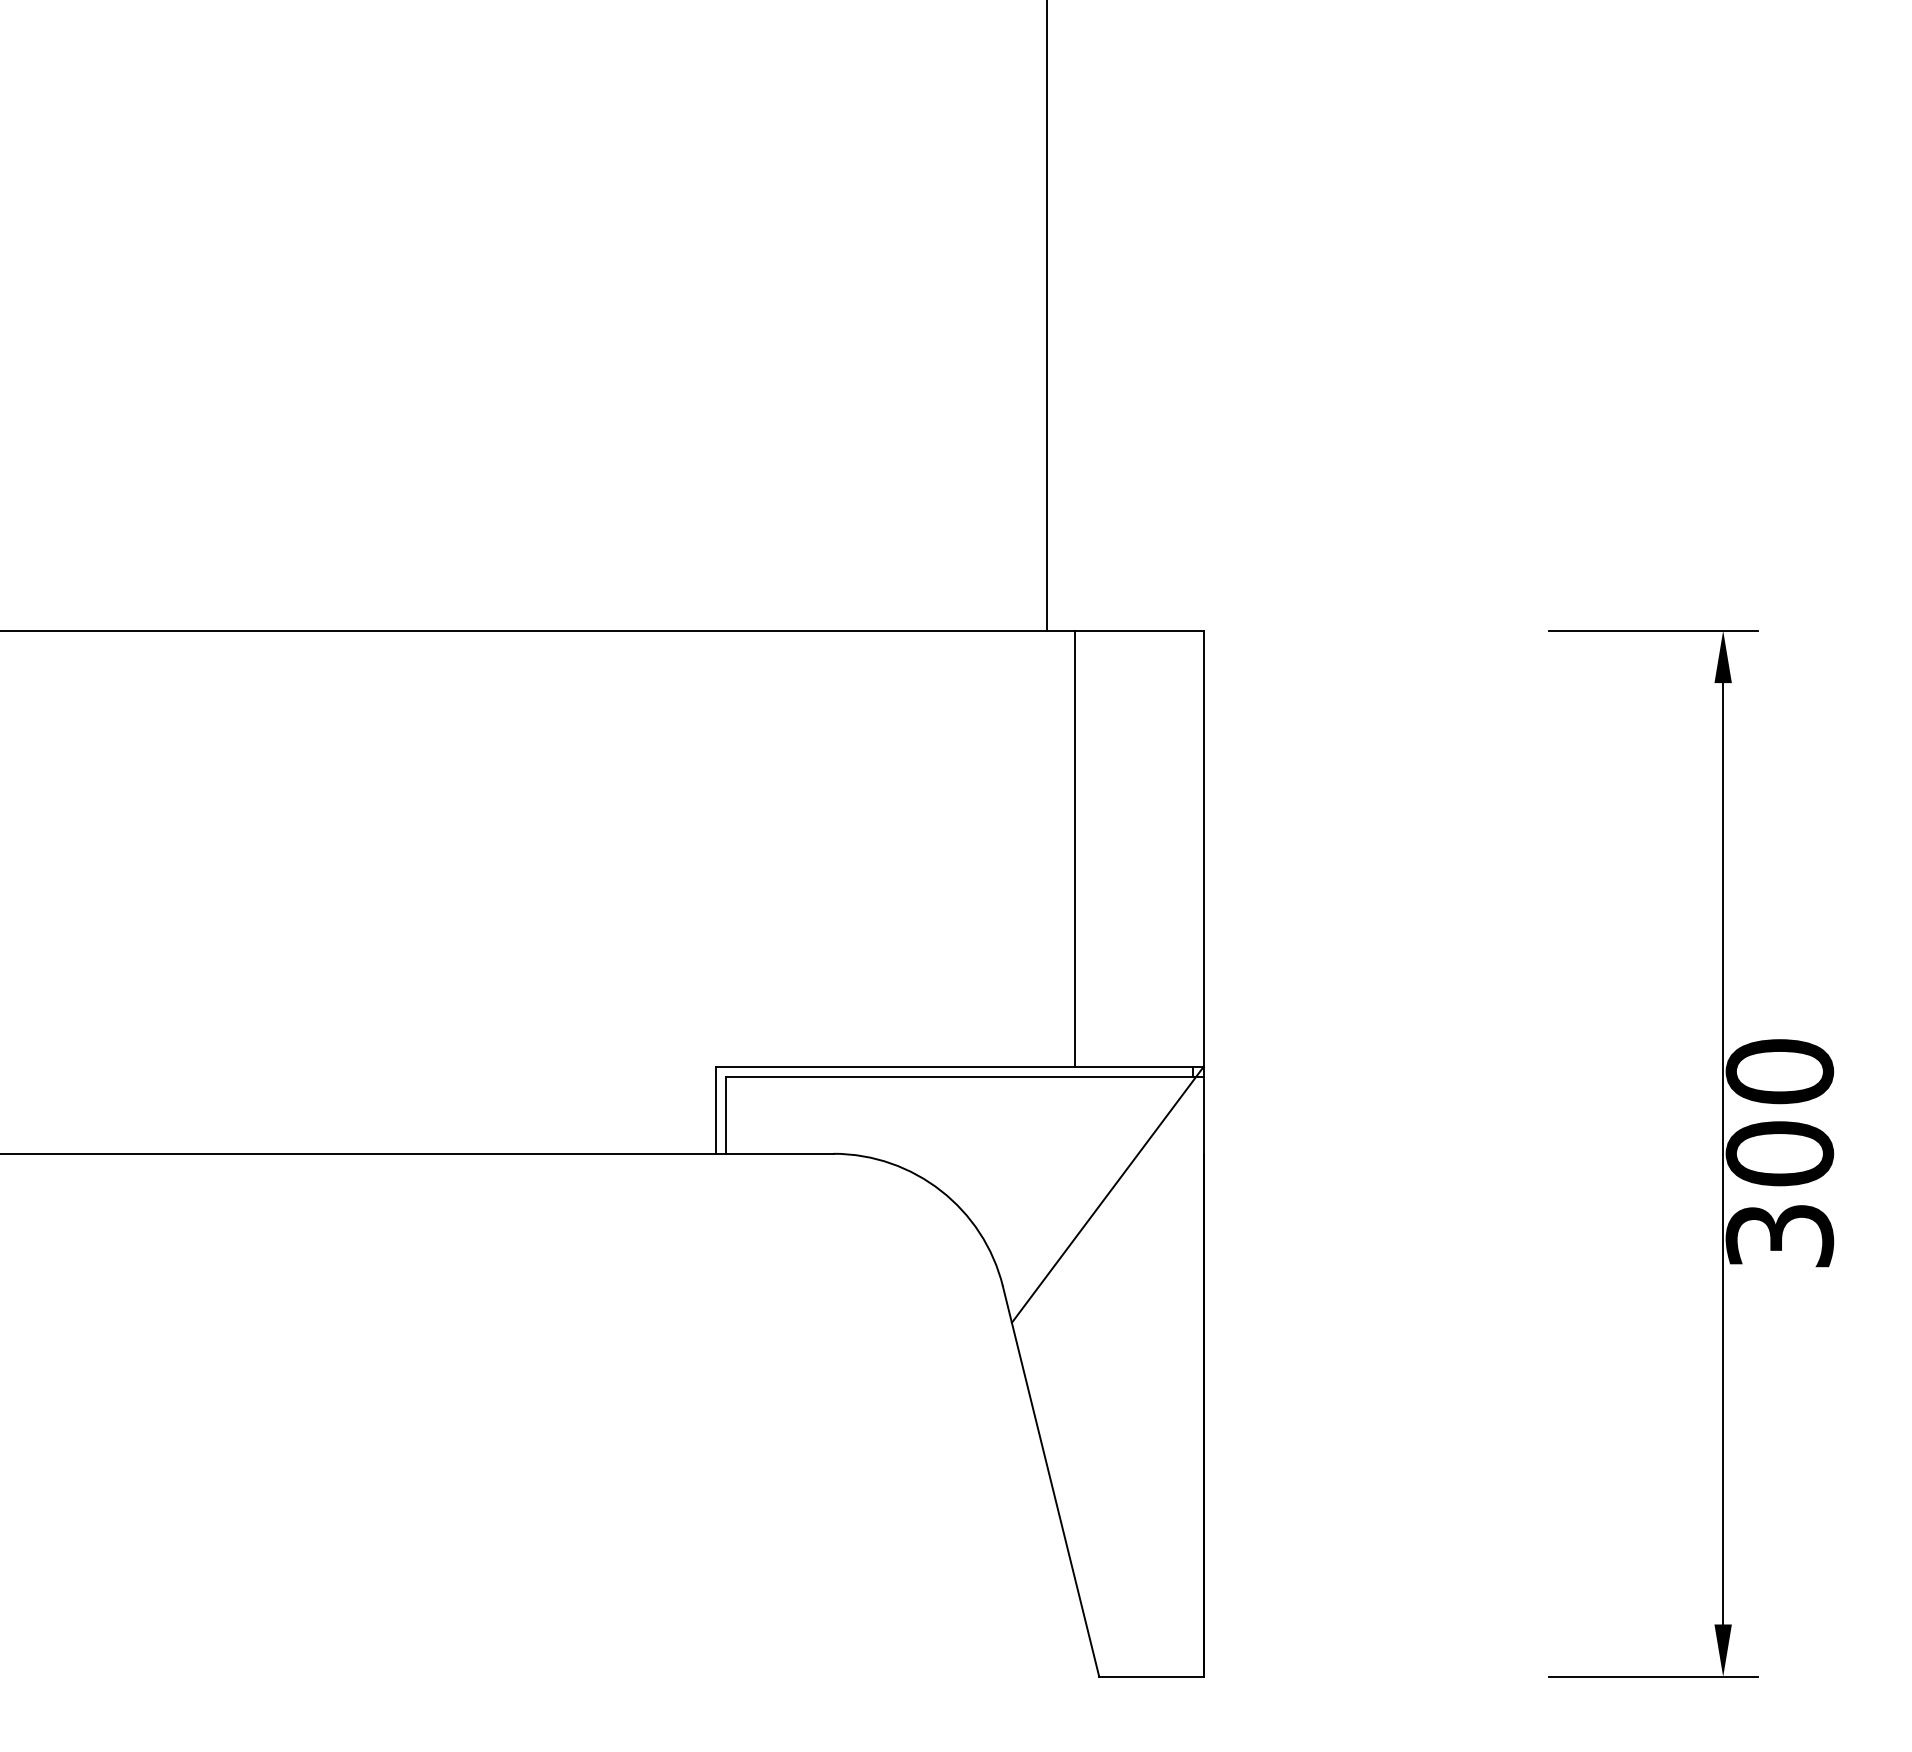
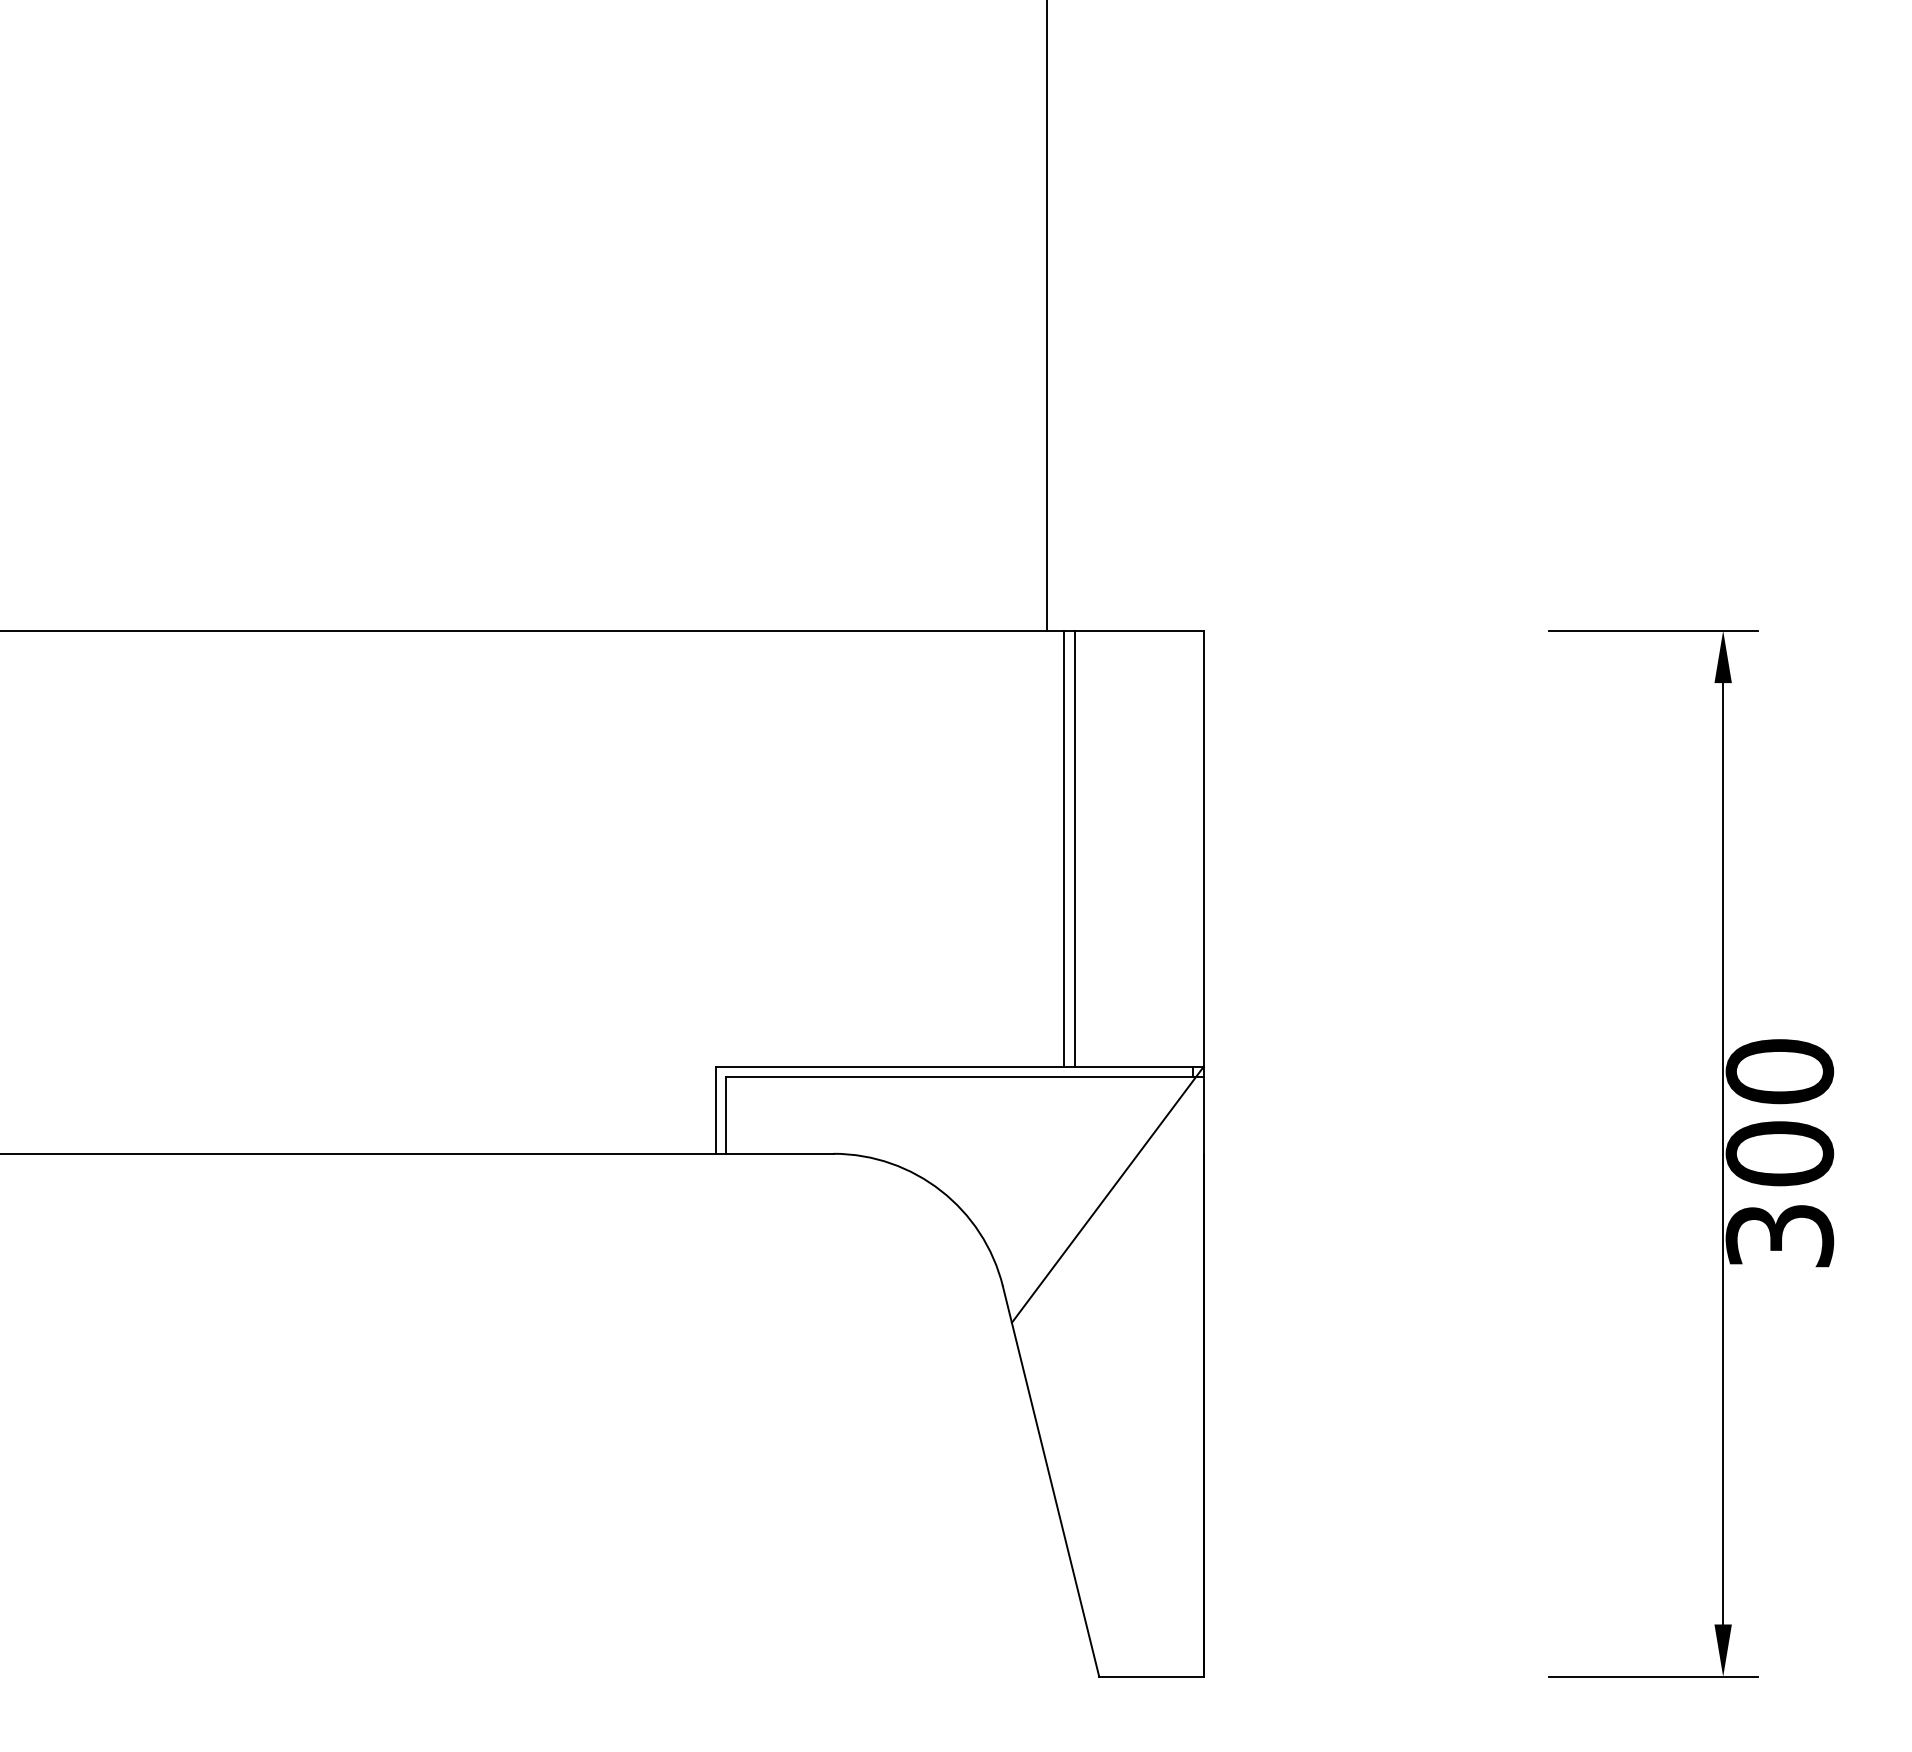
line: none -> present (1064, 848)
